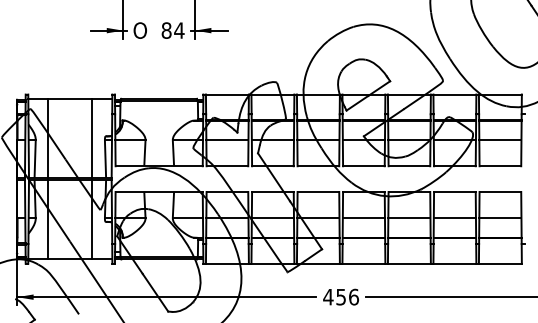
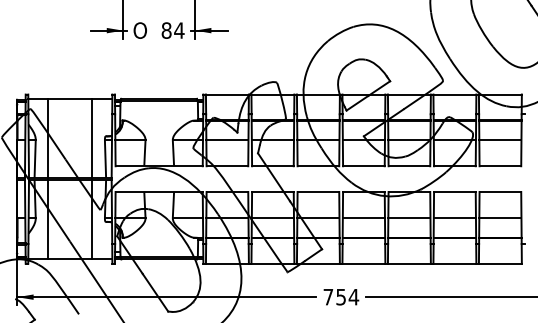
text: 456 -> 754 (341, 296)
